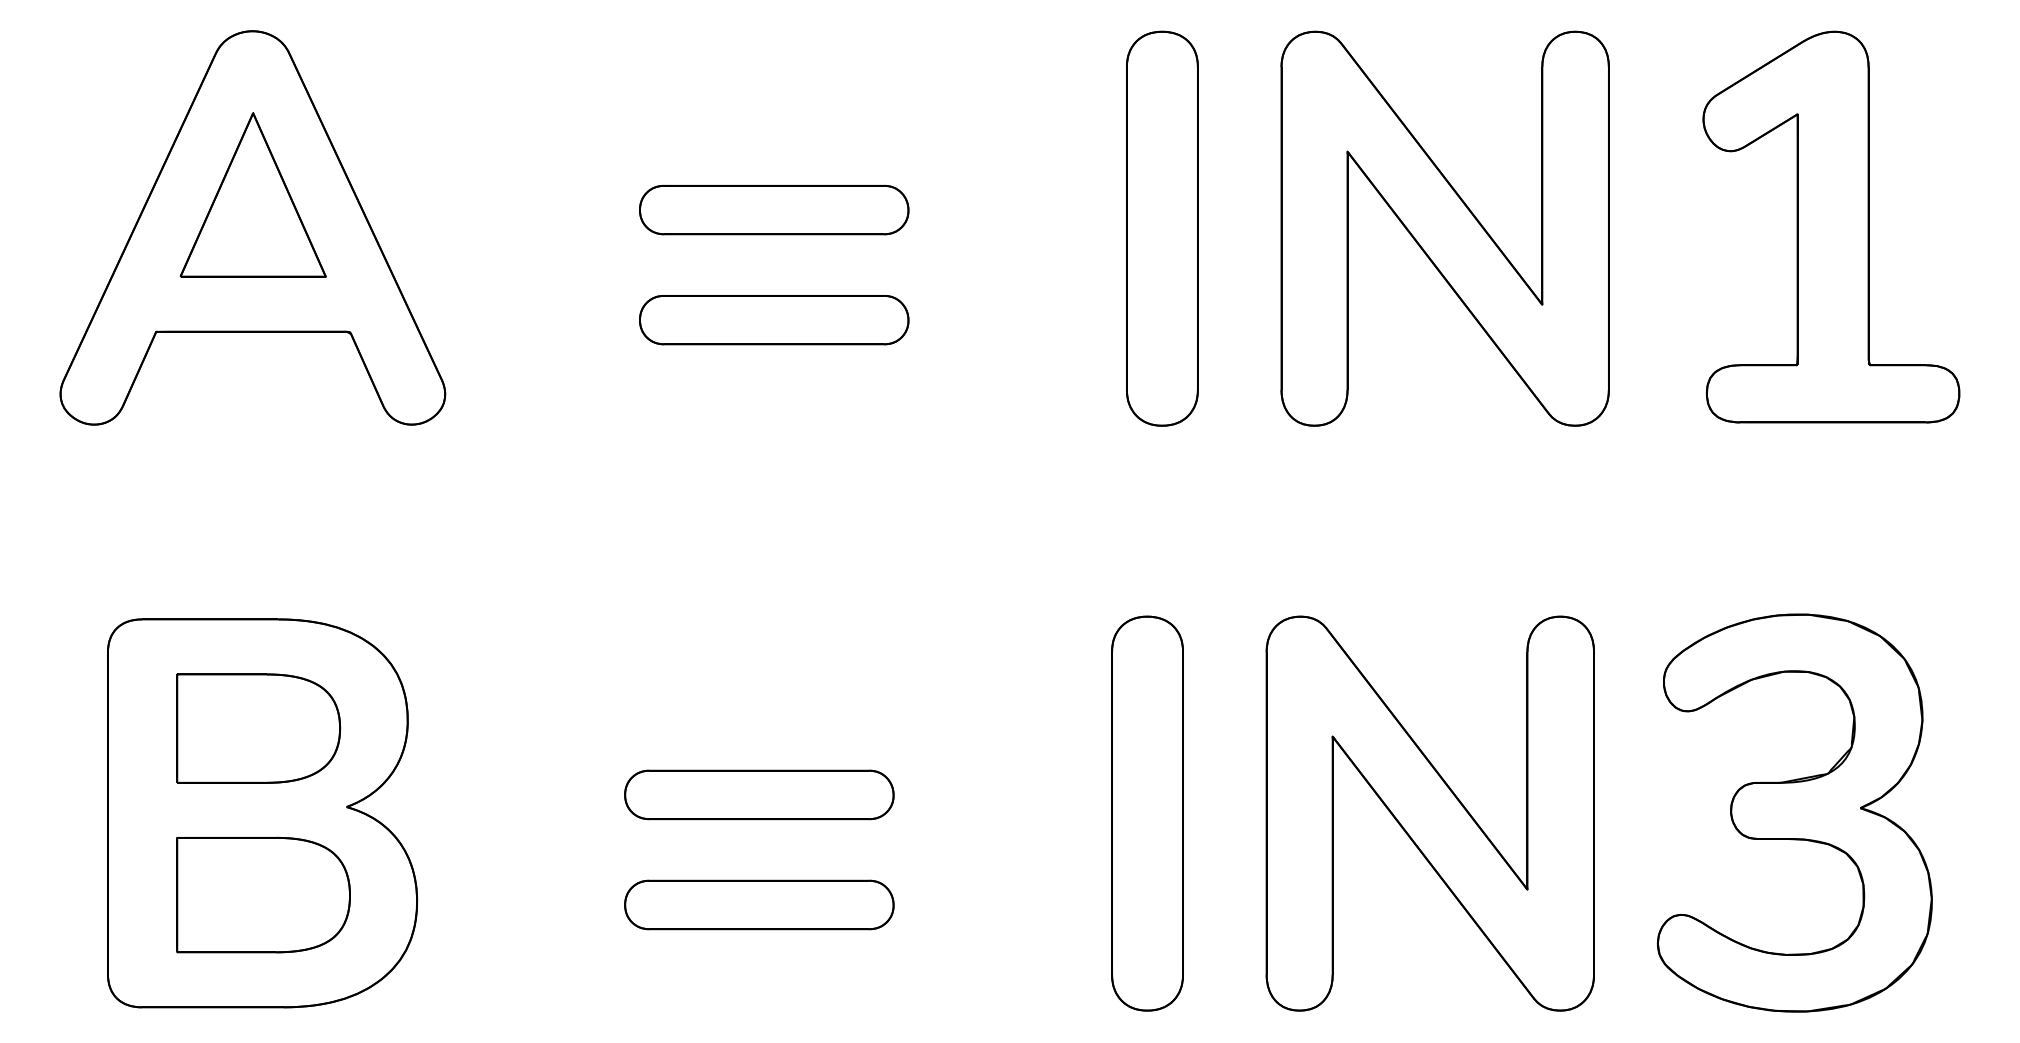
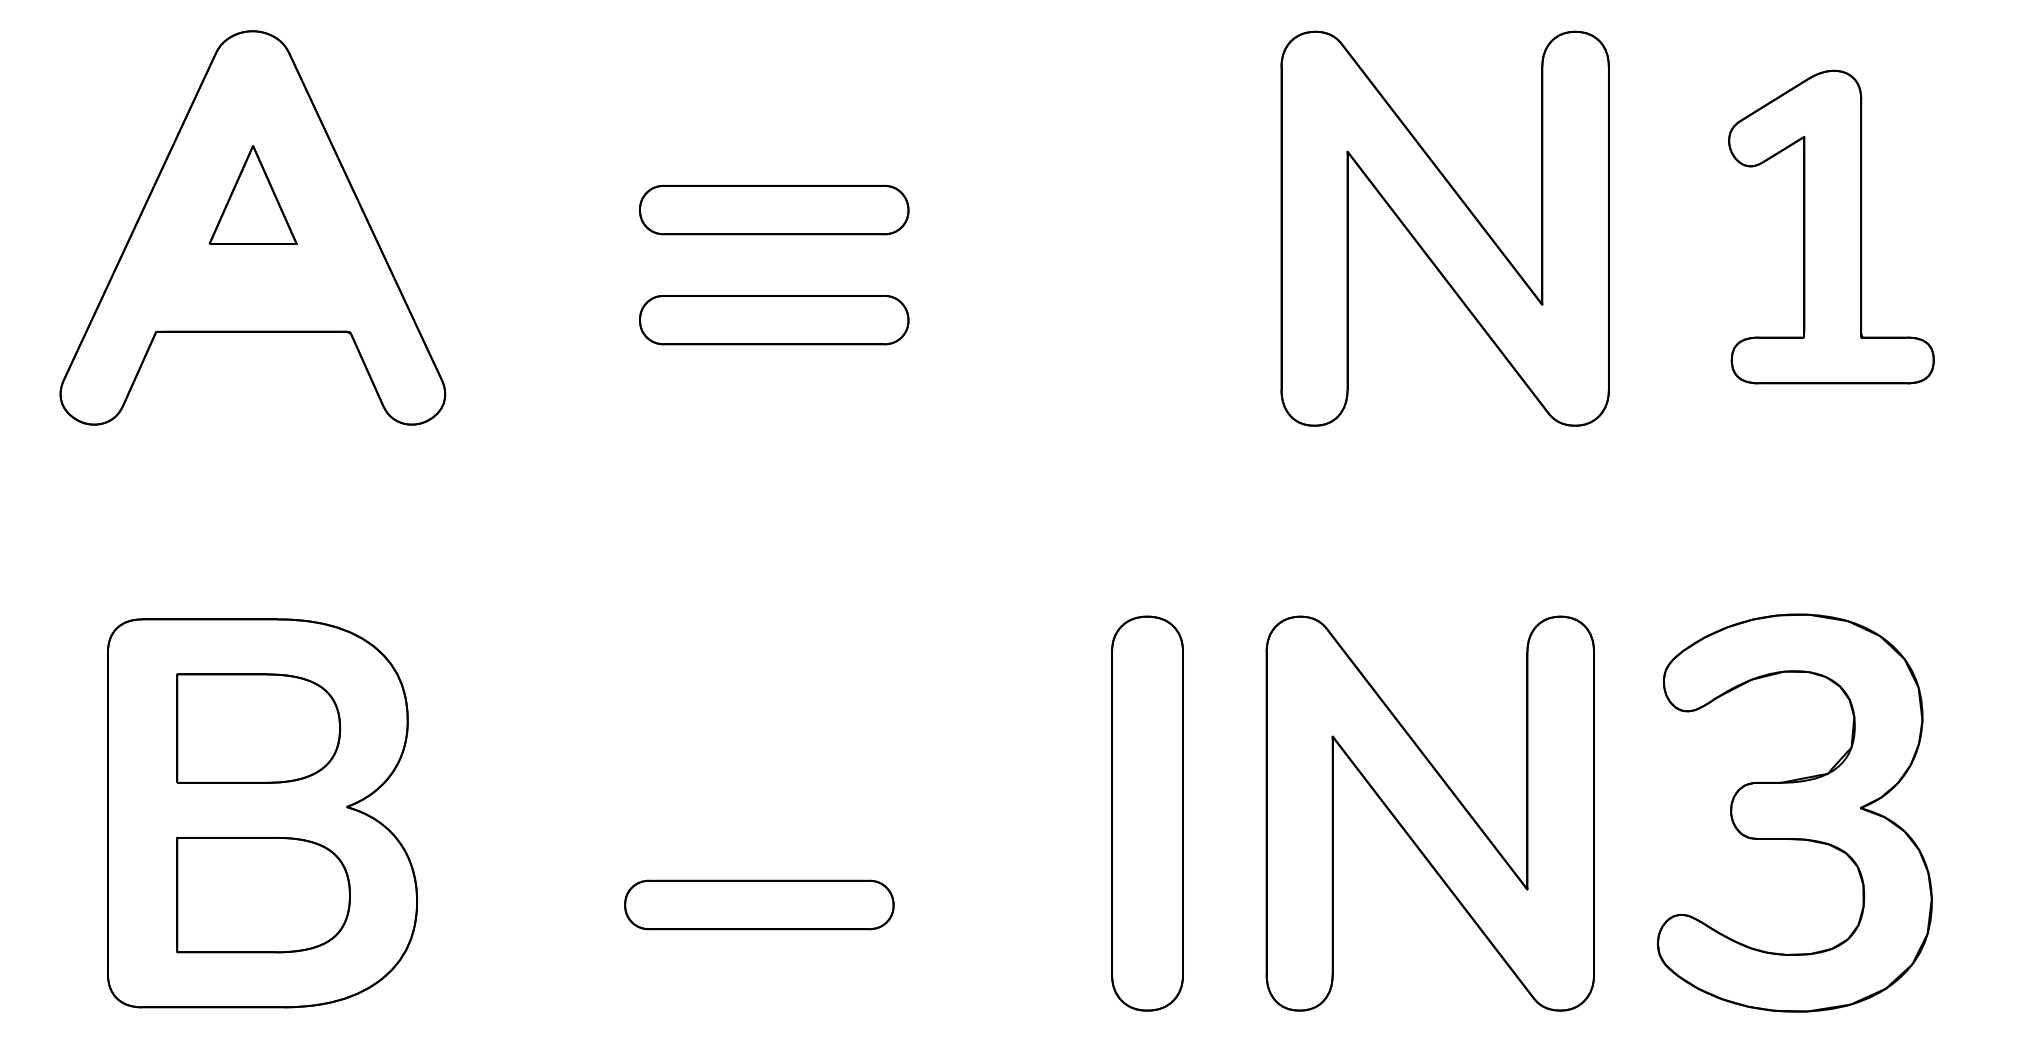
part size: 148x166 px -> 90x101 px (252, 194)
part size: 259x394 px -> 207x316 px (1831, 226)
part: present -> none (1162, 228)
part: present -> none (759, 794)
